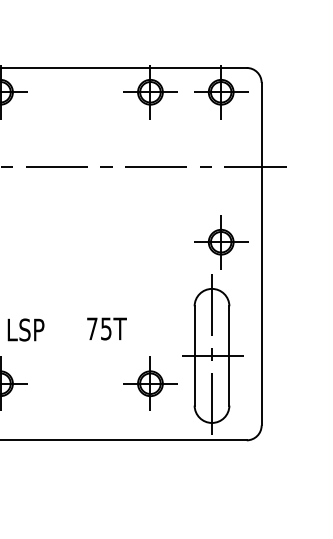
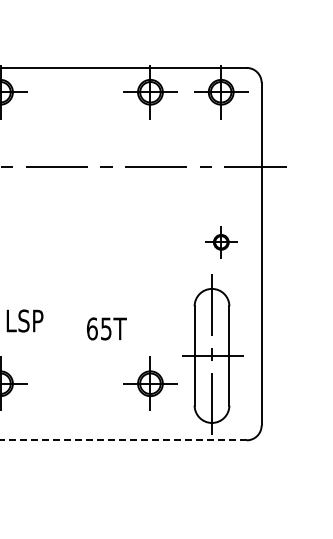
part size: 55x55 px -> 33x33 px (221, 242)
text: 75T -> 65T (92, 328)
text position: (25, 329) -> (24, 320) (24, 320)
line: solid -> dashed (122, 440)
